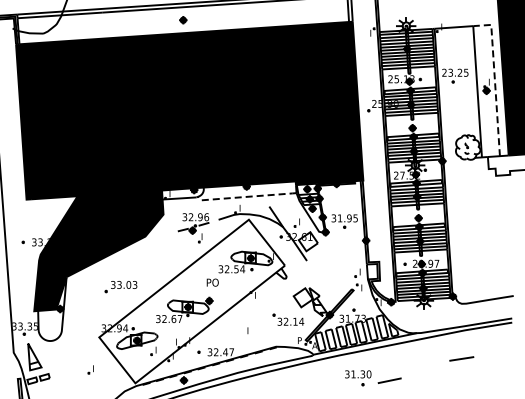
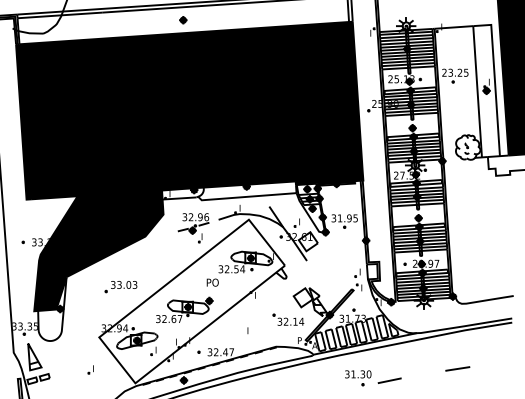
line: dashed -> solid (494, 80)
line: dashed -> solid (246, 196)
line position: (461, 358) -> (457, 368) (457, 368)
